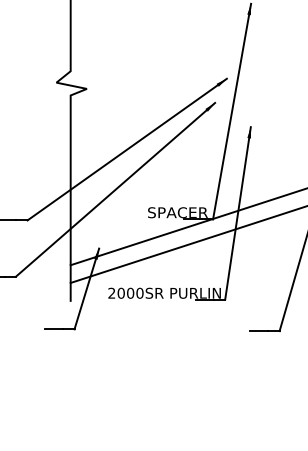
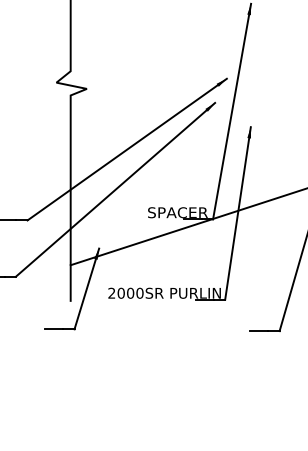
line: present -> none (187, 244)
